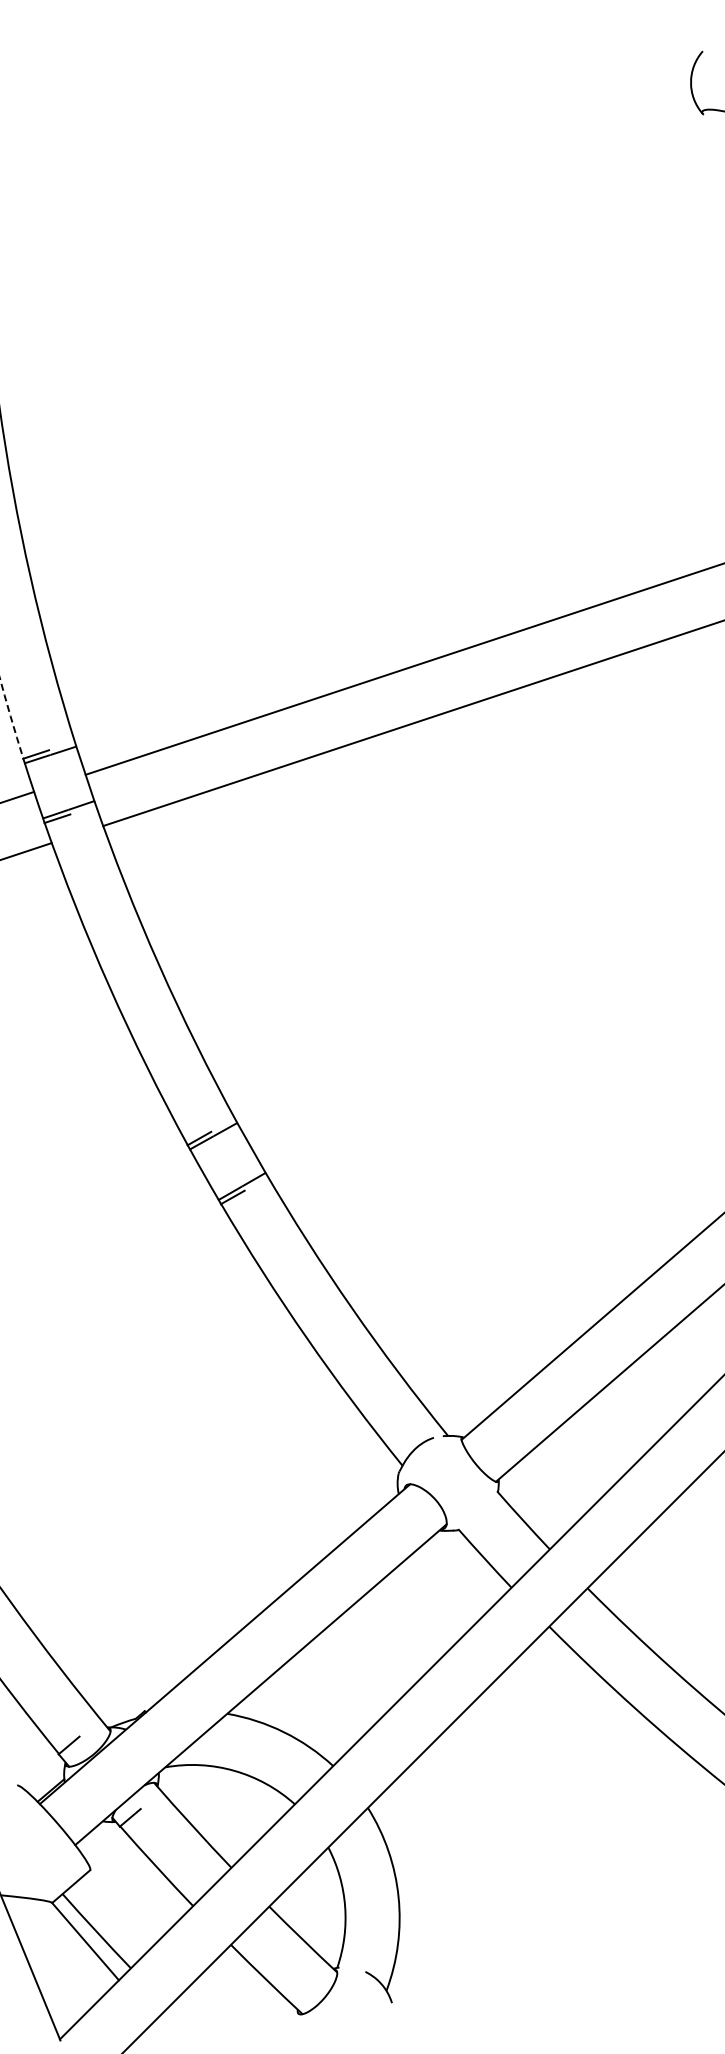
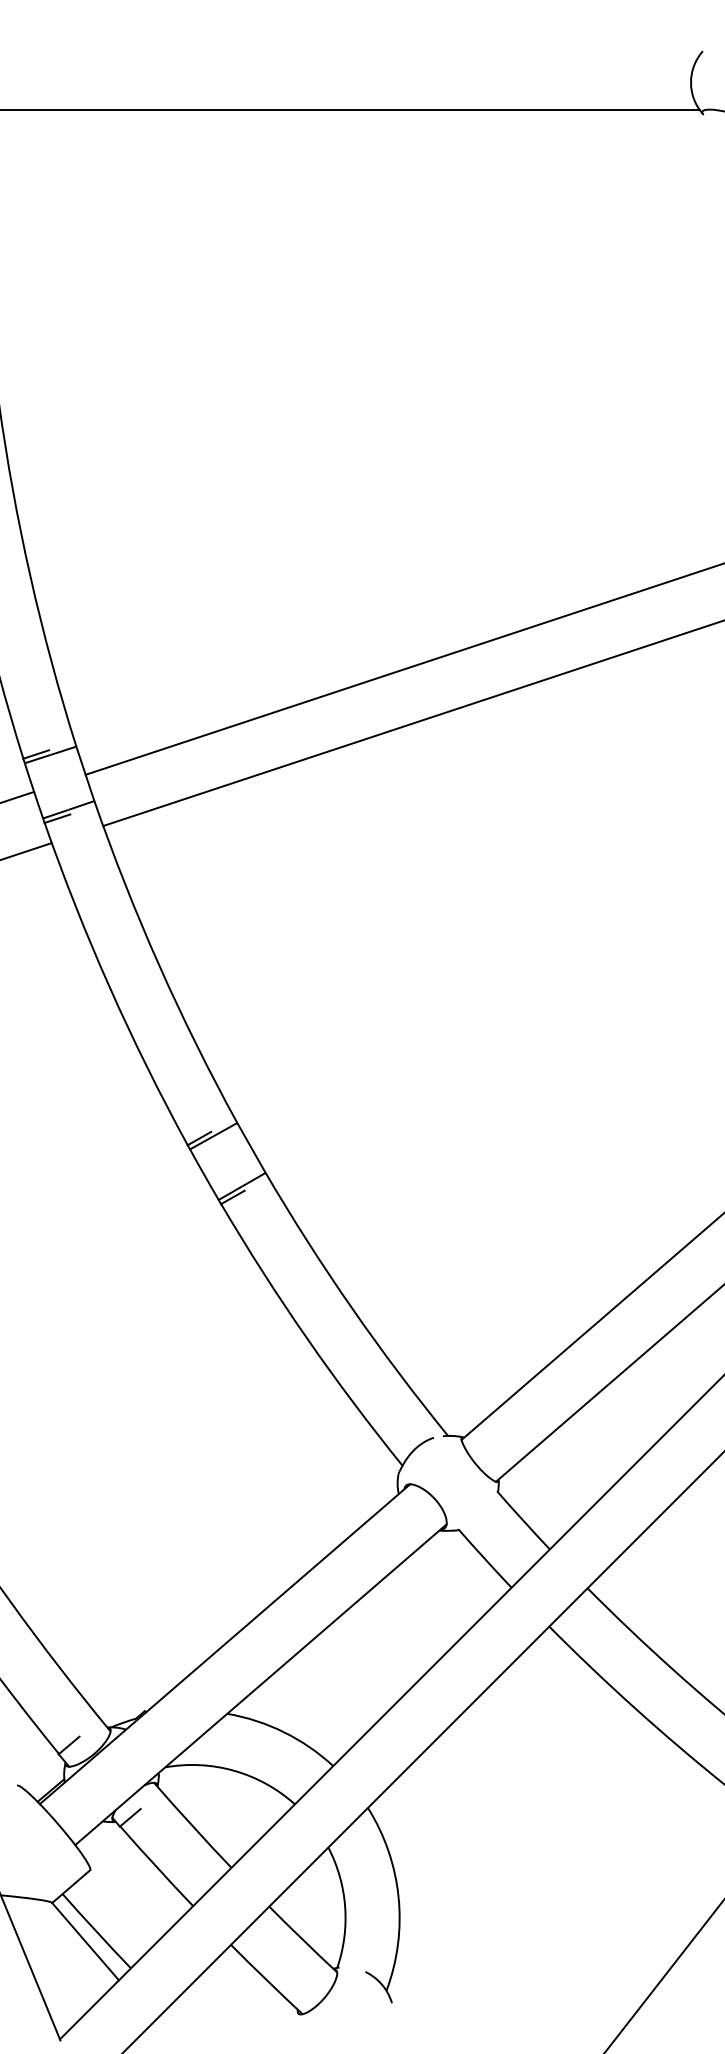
line: none -> present (350, 109)
arc: dashed -> solid (11, 718)
line: none -> present (663, 1976)
